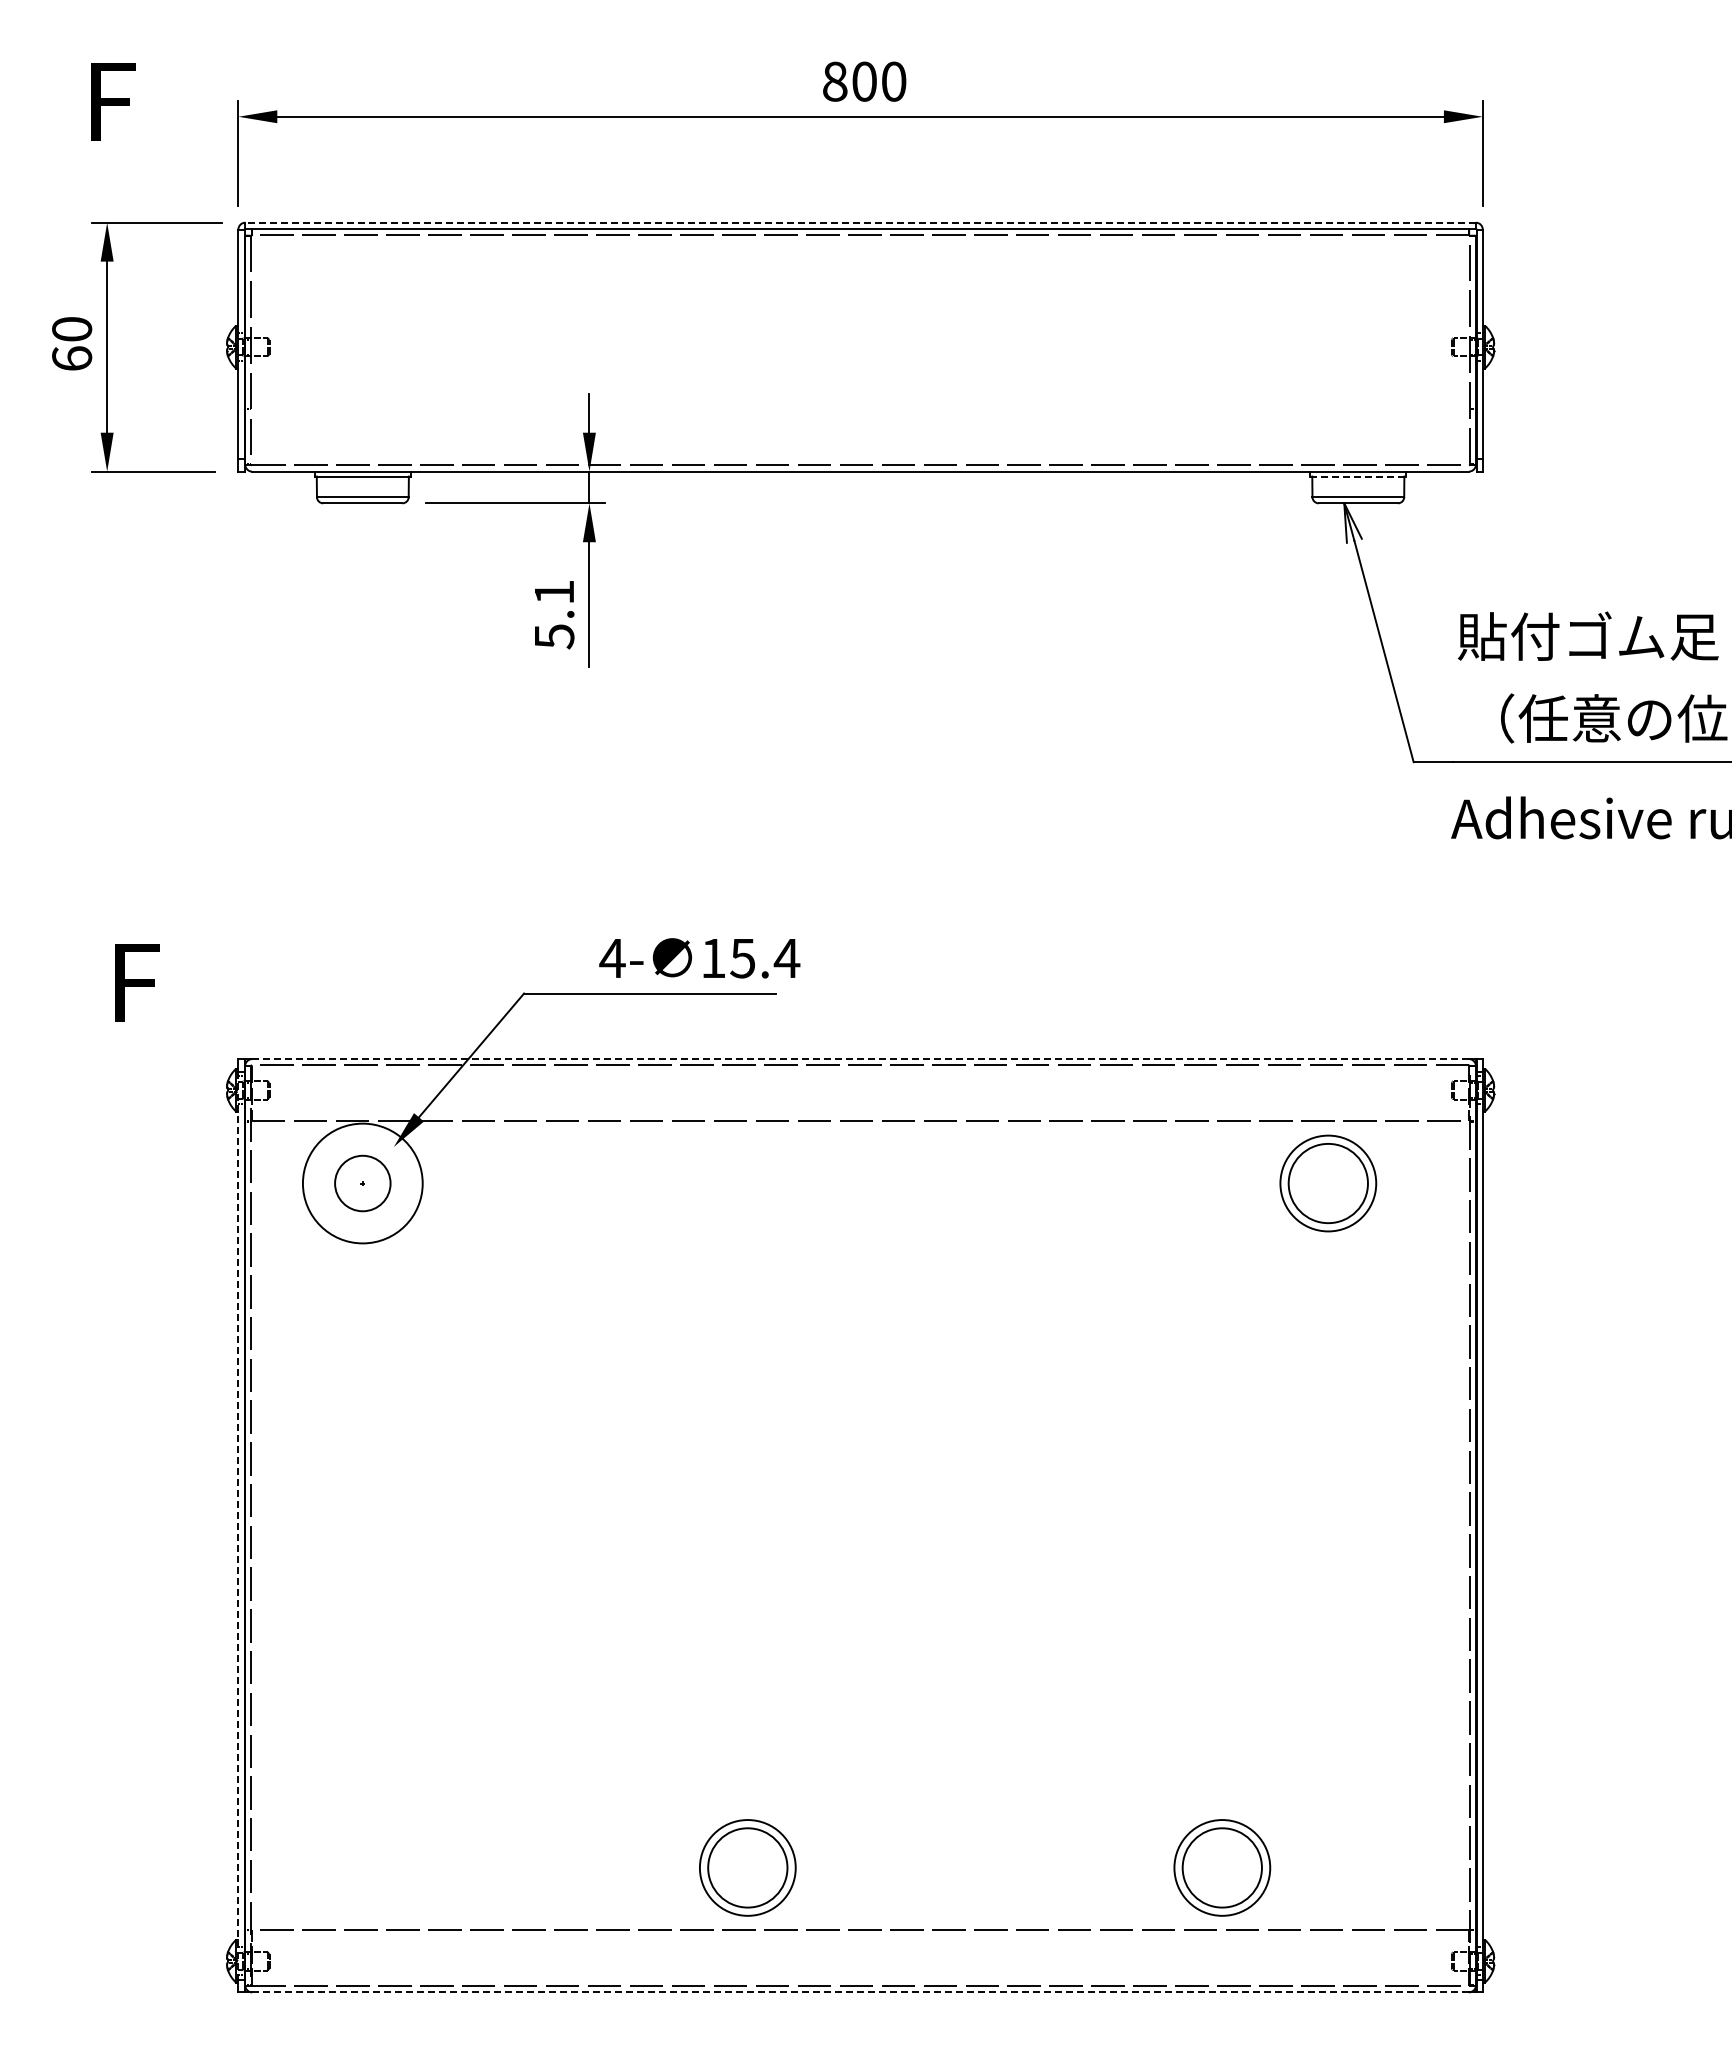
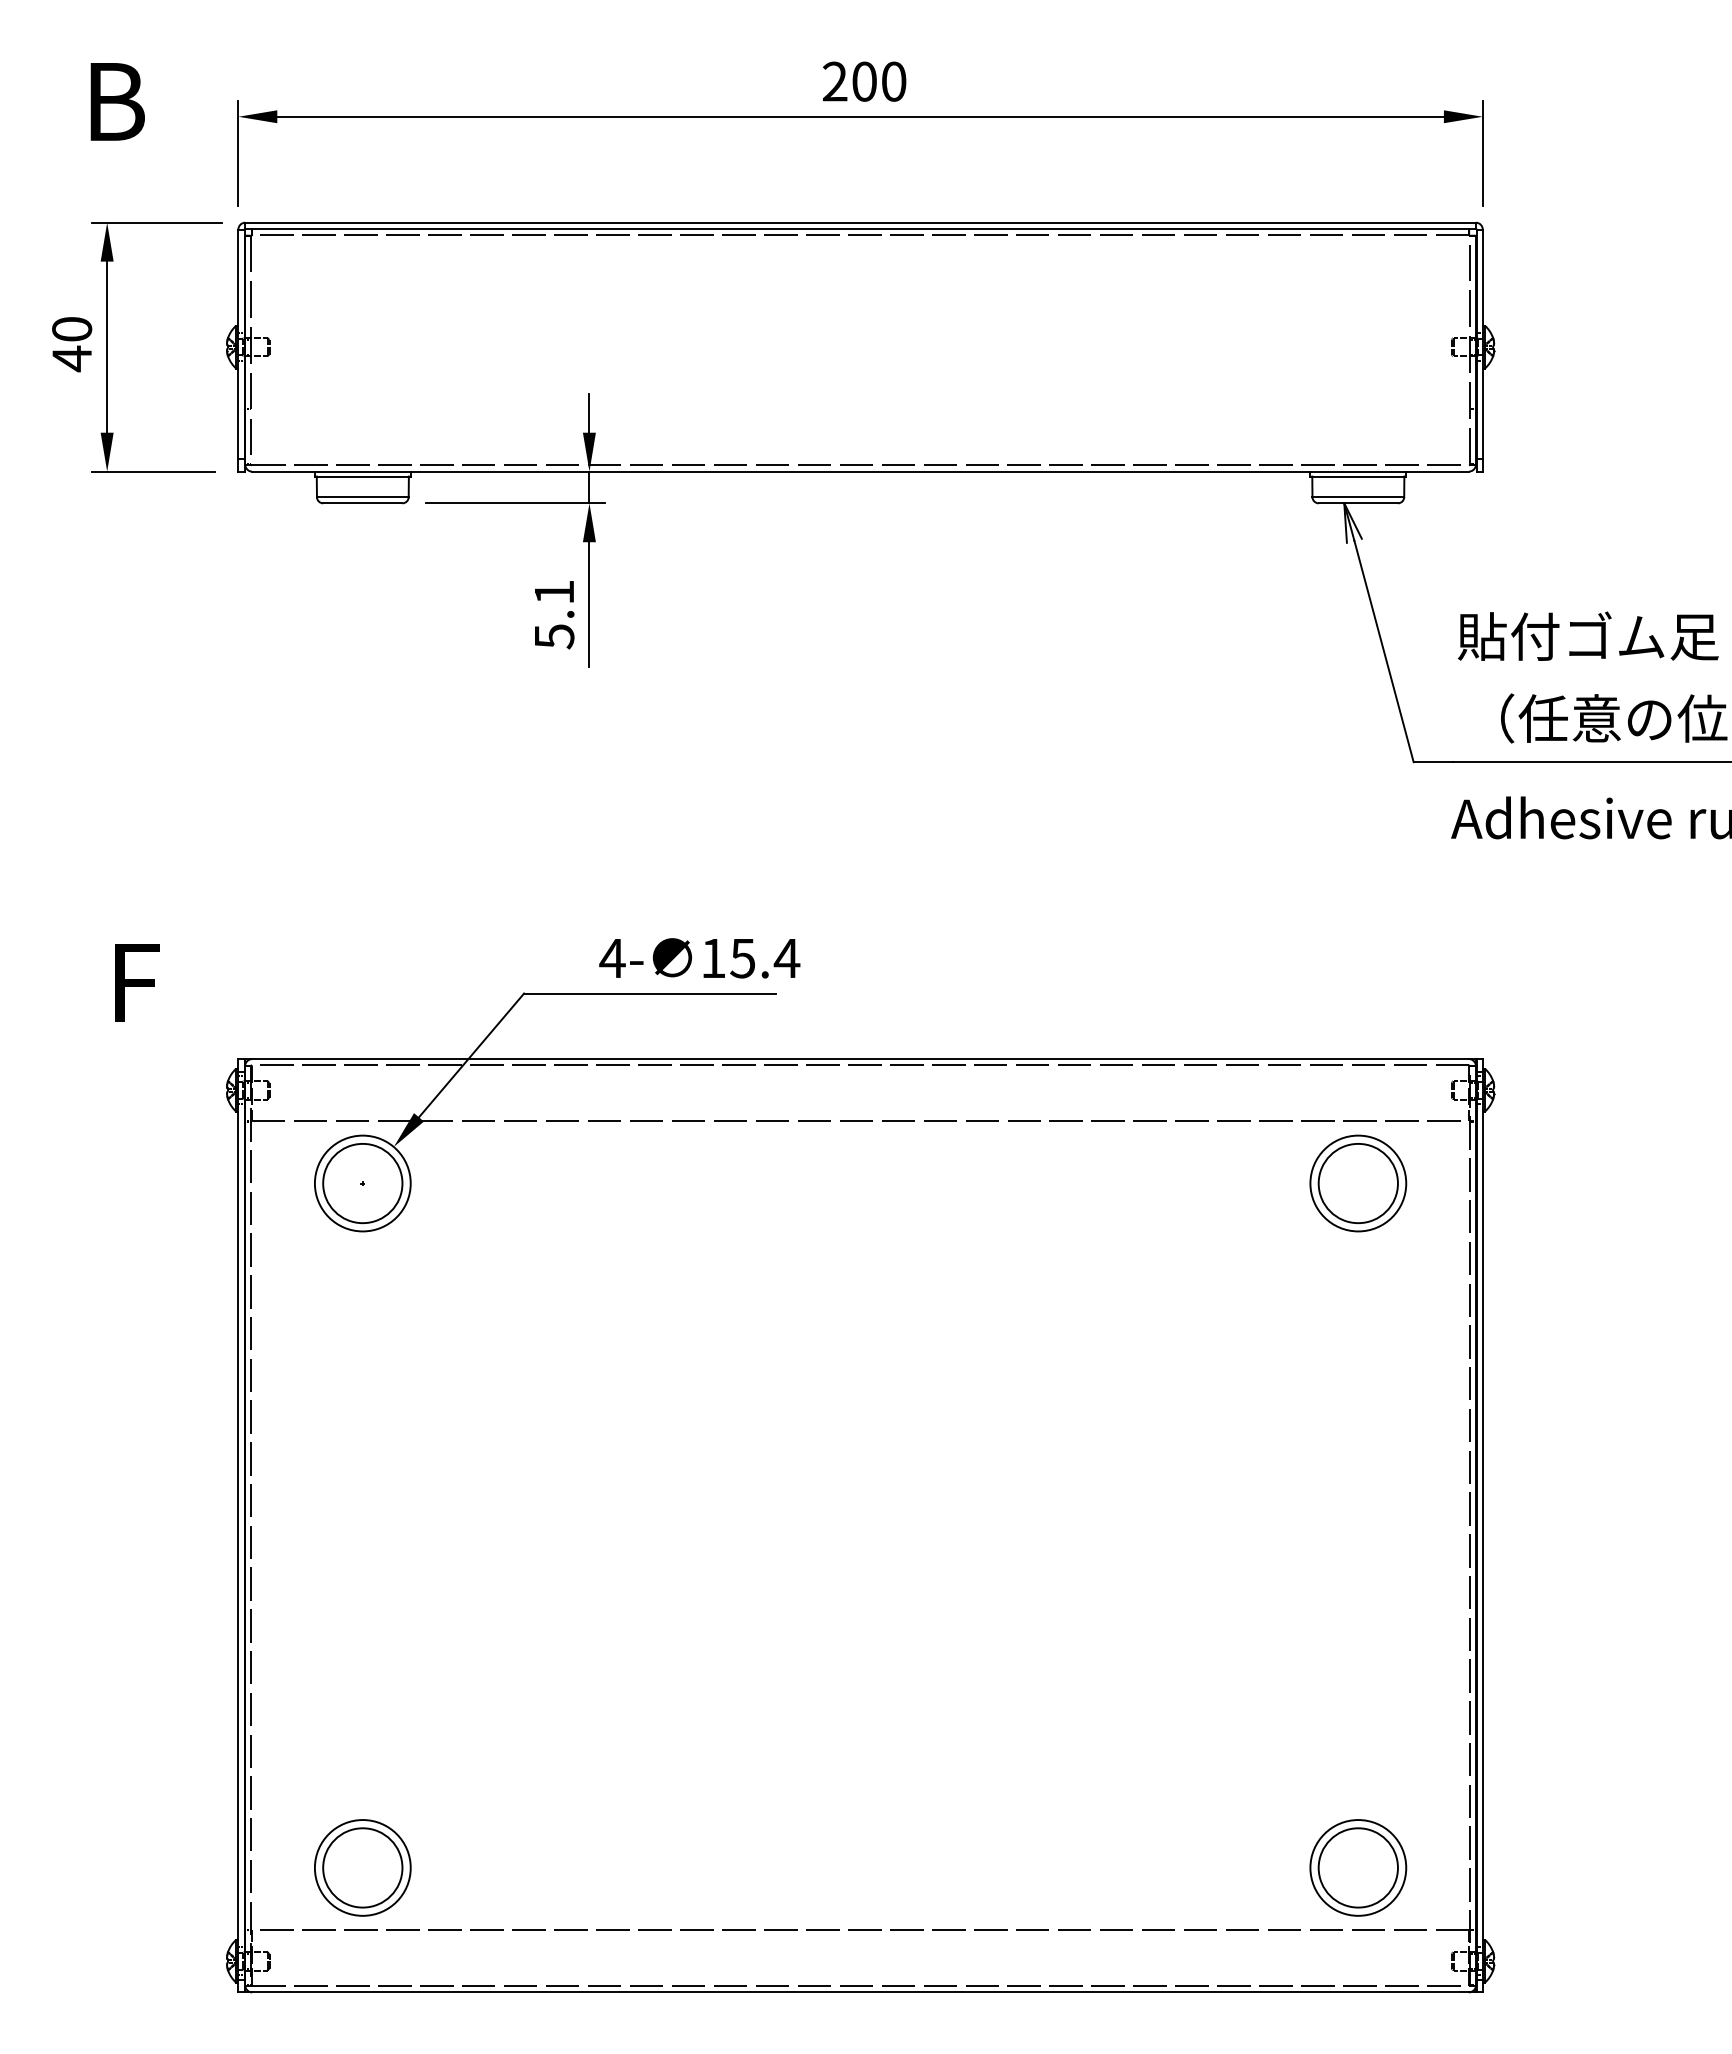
text: 800 -> 200 (835, 81)
text: F -> B (117, 101)
line: dashed -> solid (860, 222)
text: 60 -> 40 (72, 358)
line: dashed -> solid (1358, 476)
line: dashed -> solid (861, 1059)
circle diameter: 120 px -> 96 px (362, 1183)
circle diameter: 55 px -> 79 px (362, 1183)
part position: (1328, 1183) -> (1358, 1183) (1358, 1183)
line: dashed -> solid (238, 1526)
part position: (747, 1867) -> (362, 1867) (362, 1867)
part position: (1222, 1867) -> (1358, 1867) (1358, 1867)
line: dashed -> solid (860, 1992)
